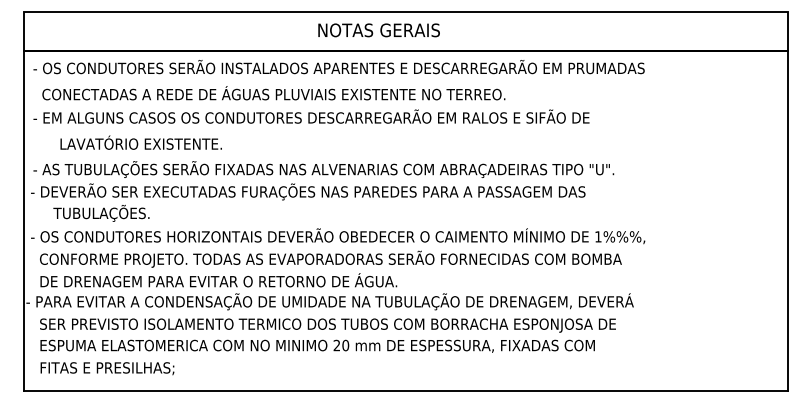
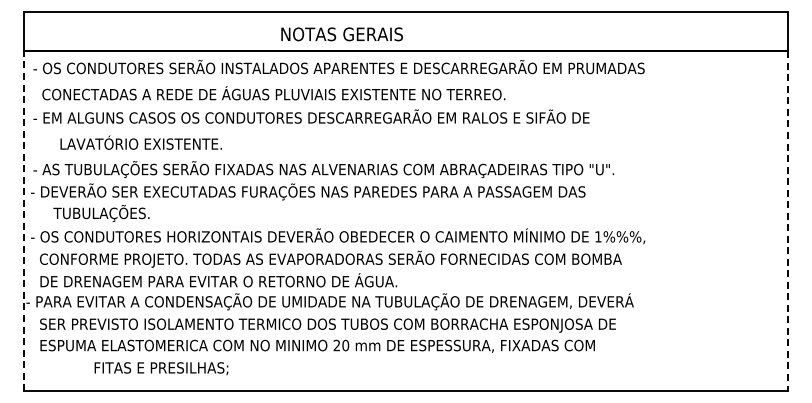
text position: (378, 30) -> (341, 34) (341, 34)
line: solid -> dashed (24, 221)
line: solid -> dashed (787, 221)
text position: (107, 368) -> (161, 368) (161, 368)
